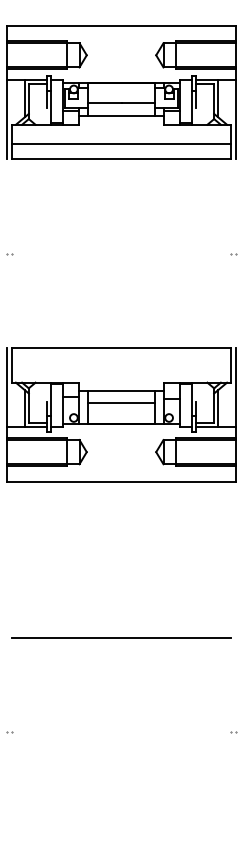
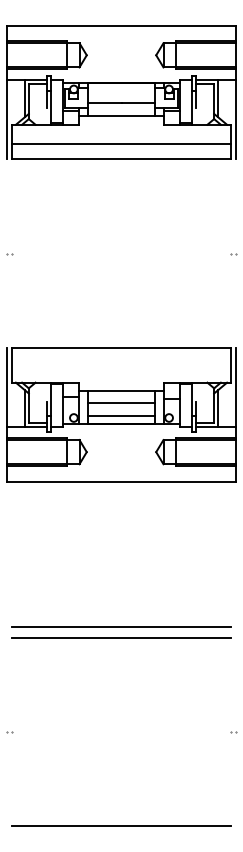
line: none -> present (121, 416)
line: none -> present (121, 627)
line: none -> present (121, 826)
